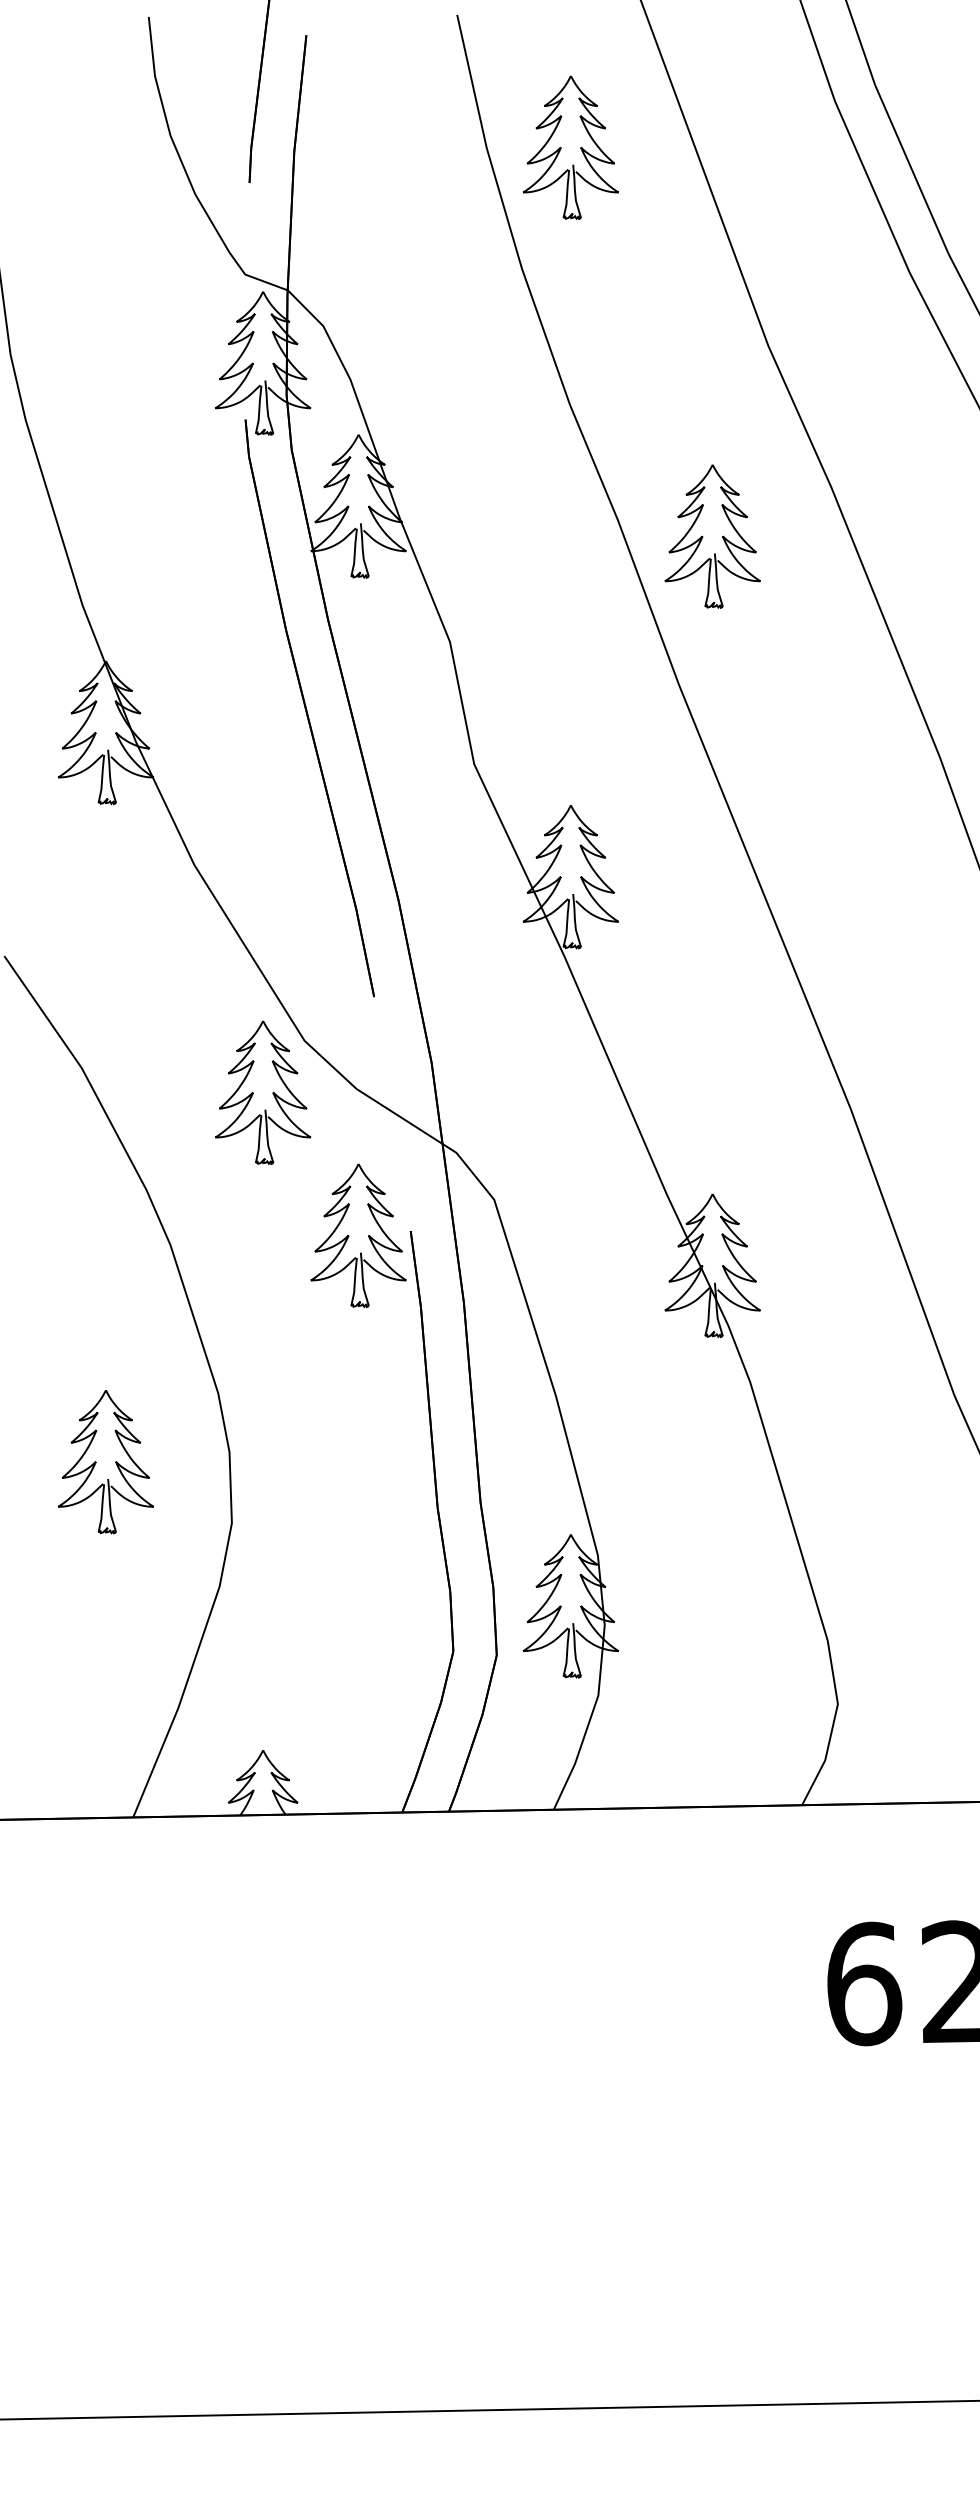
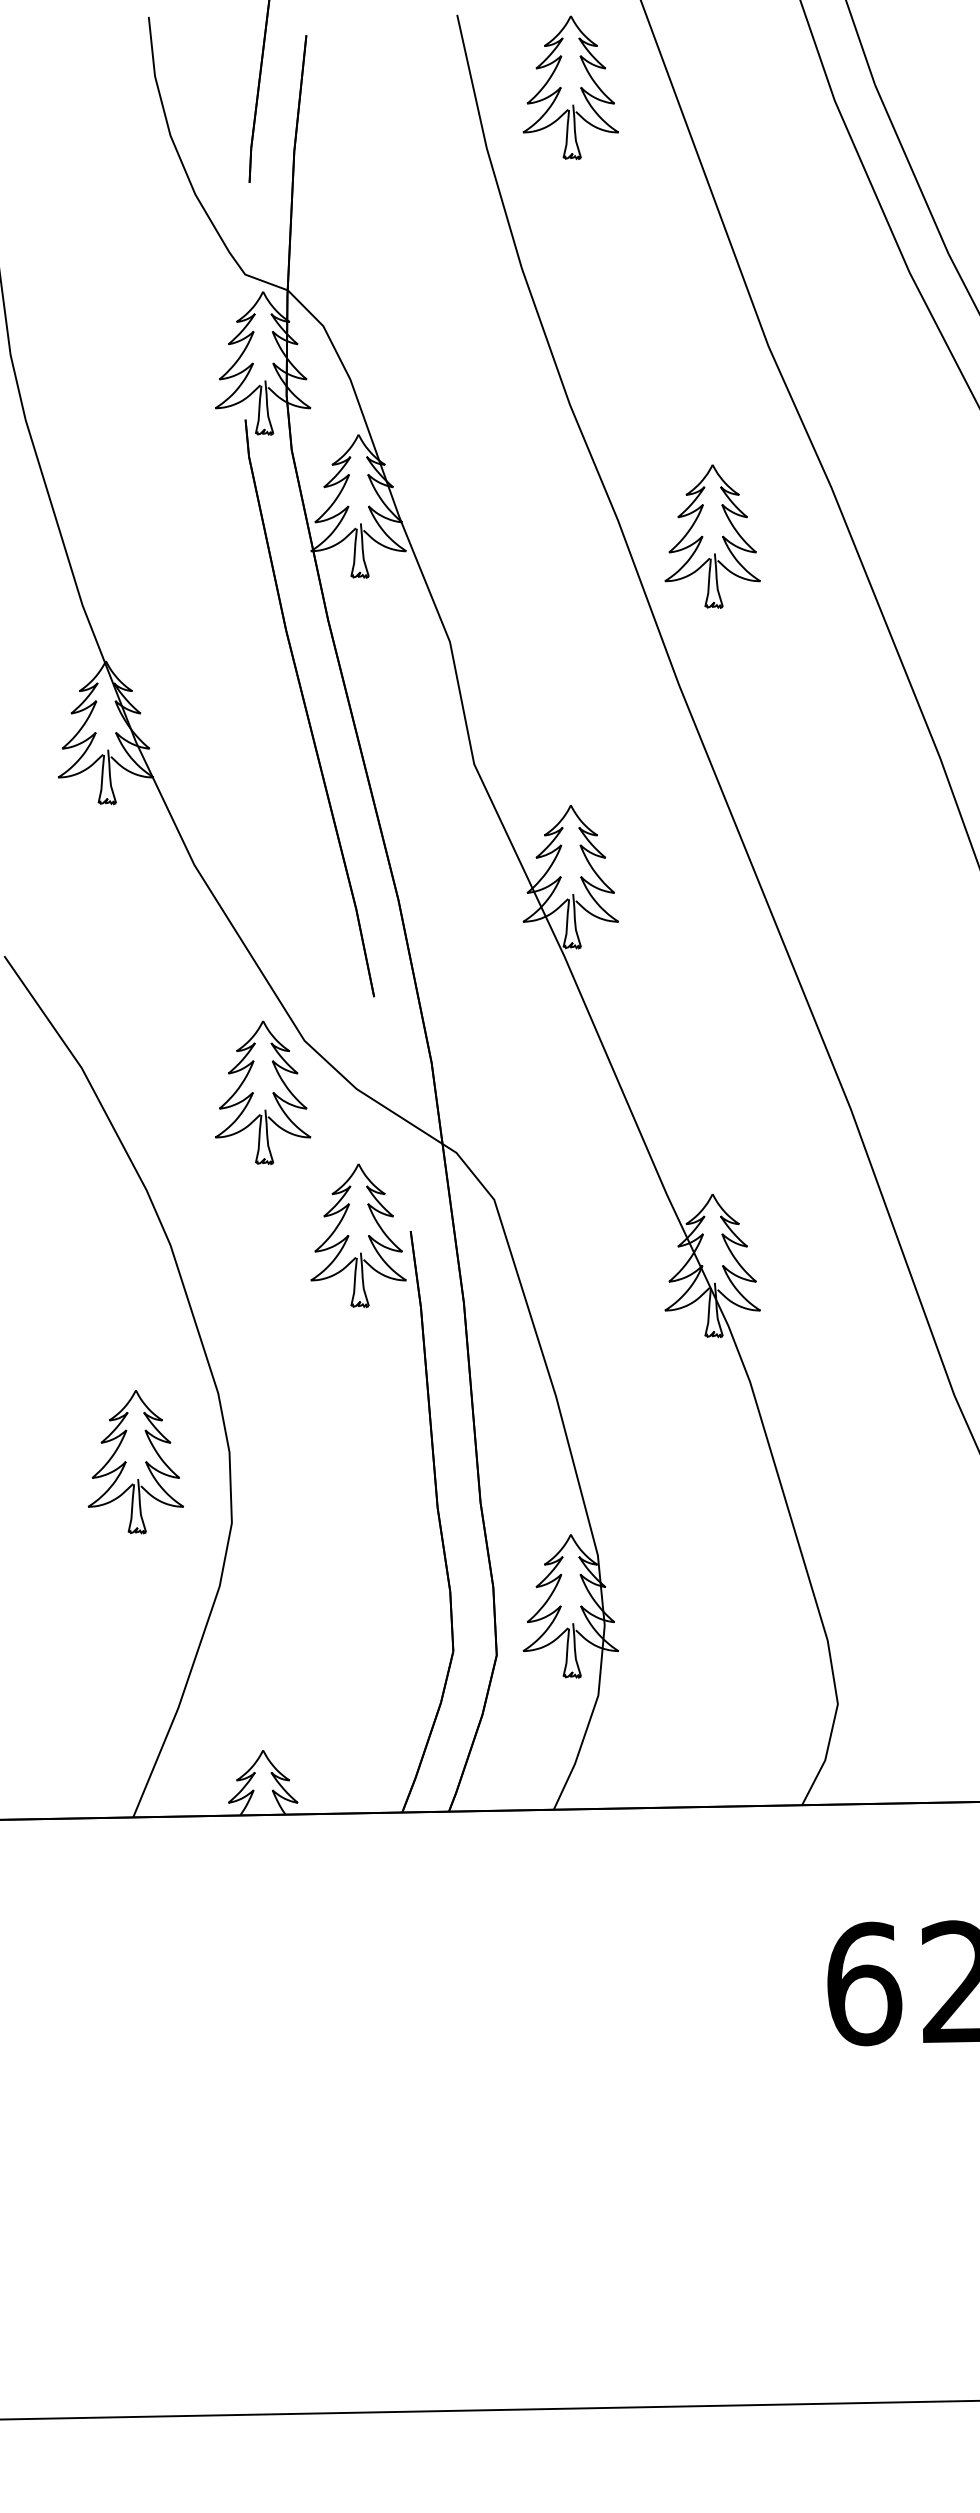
part position: (570, 147) -> (570, 87) (570, 87)
part position: (105, 1462) -> (135, 1462) (135, 1462)
